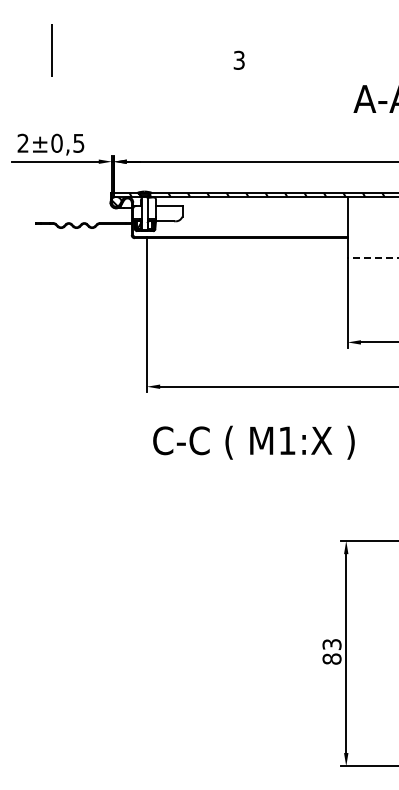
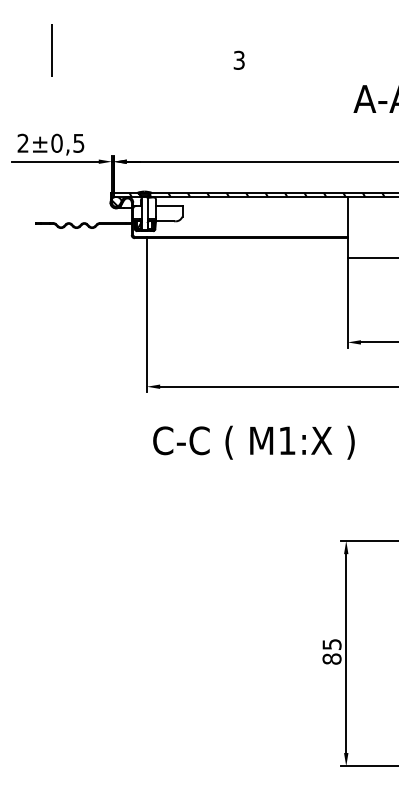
line: dashed -> solid (372, 257)
text: 83 -> 85 (331, 644)
